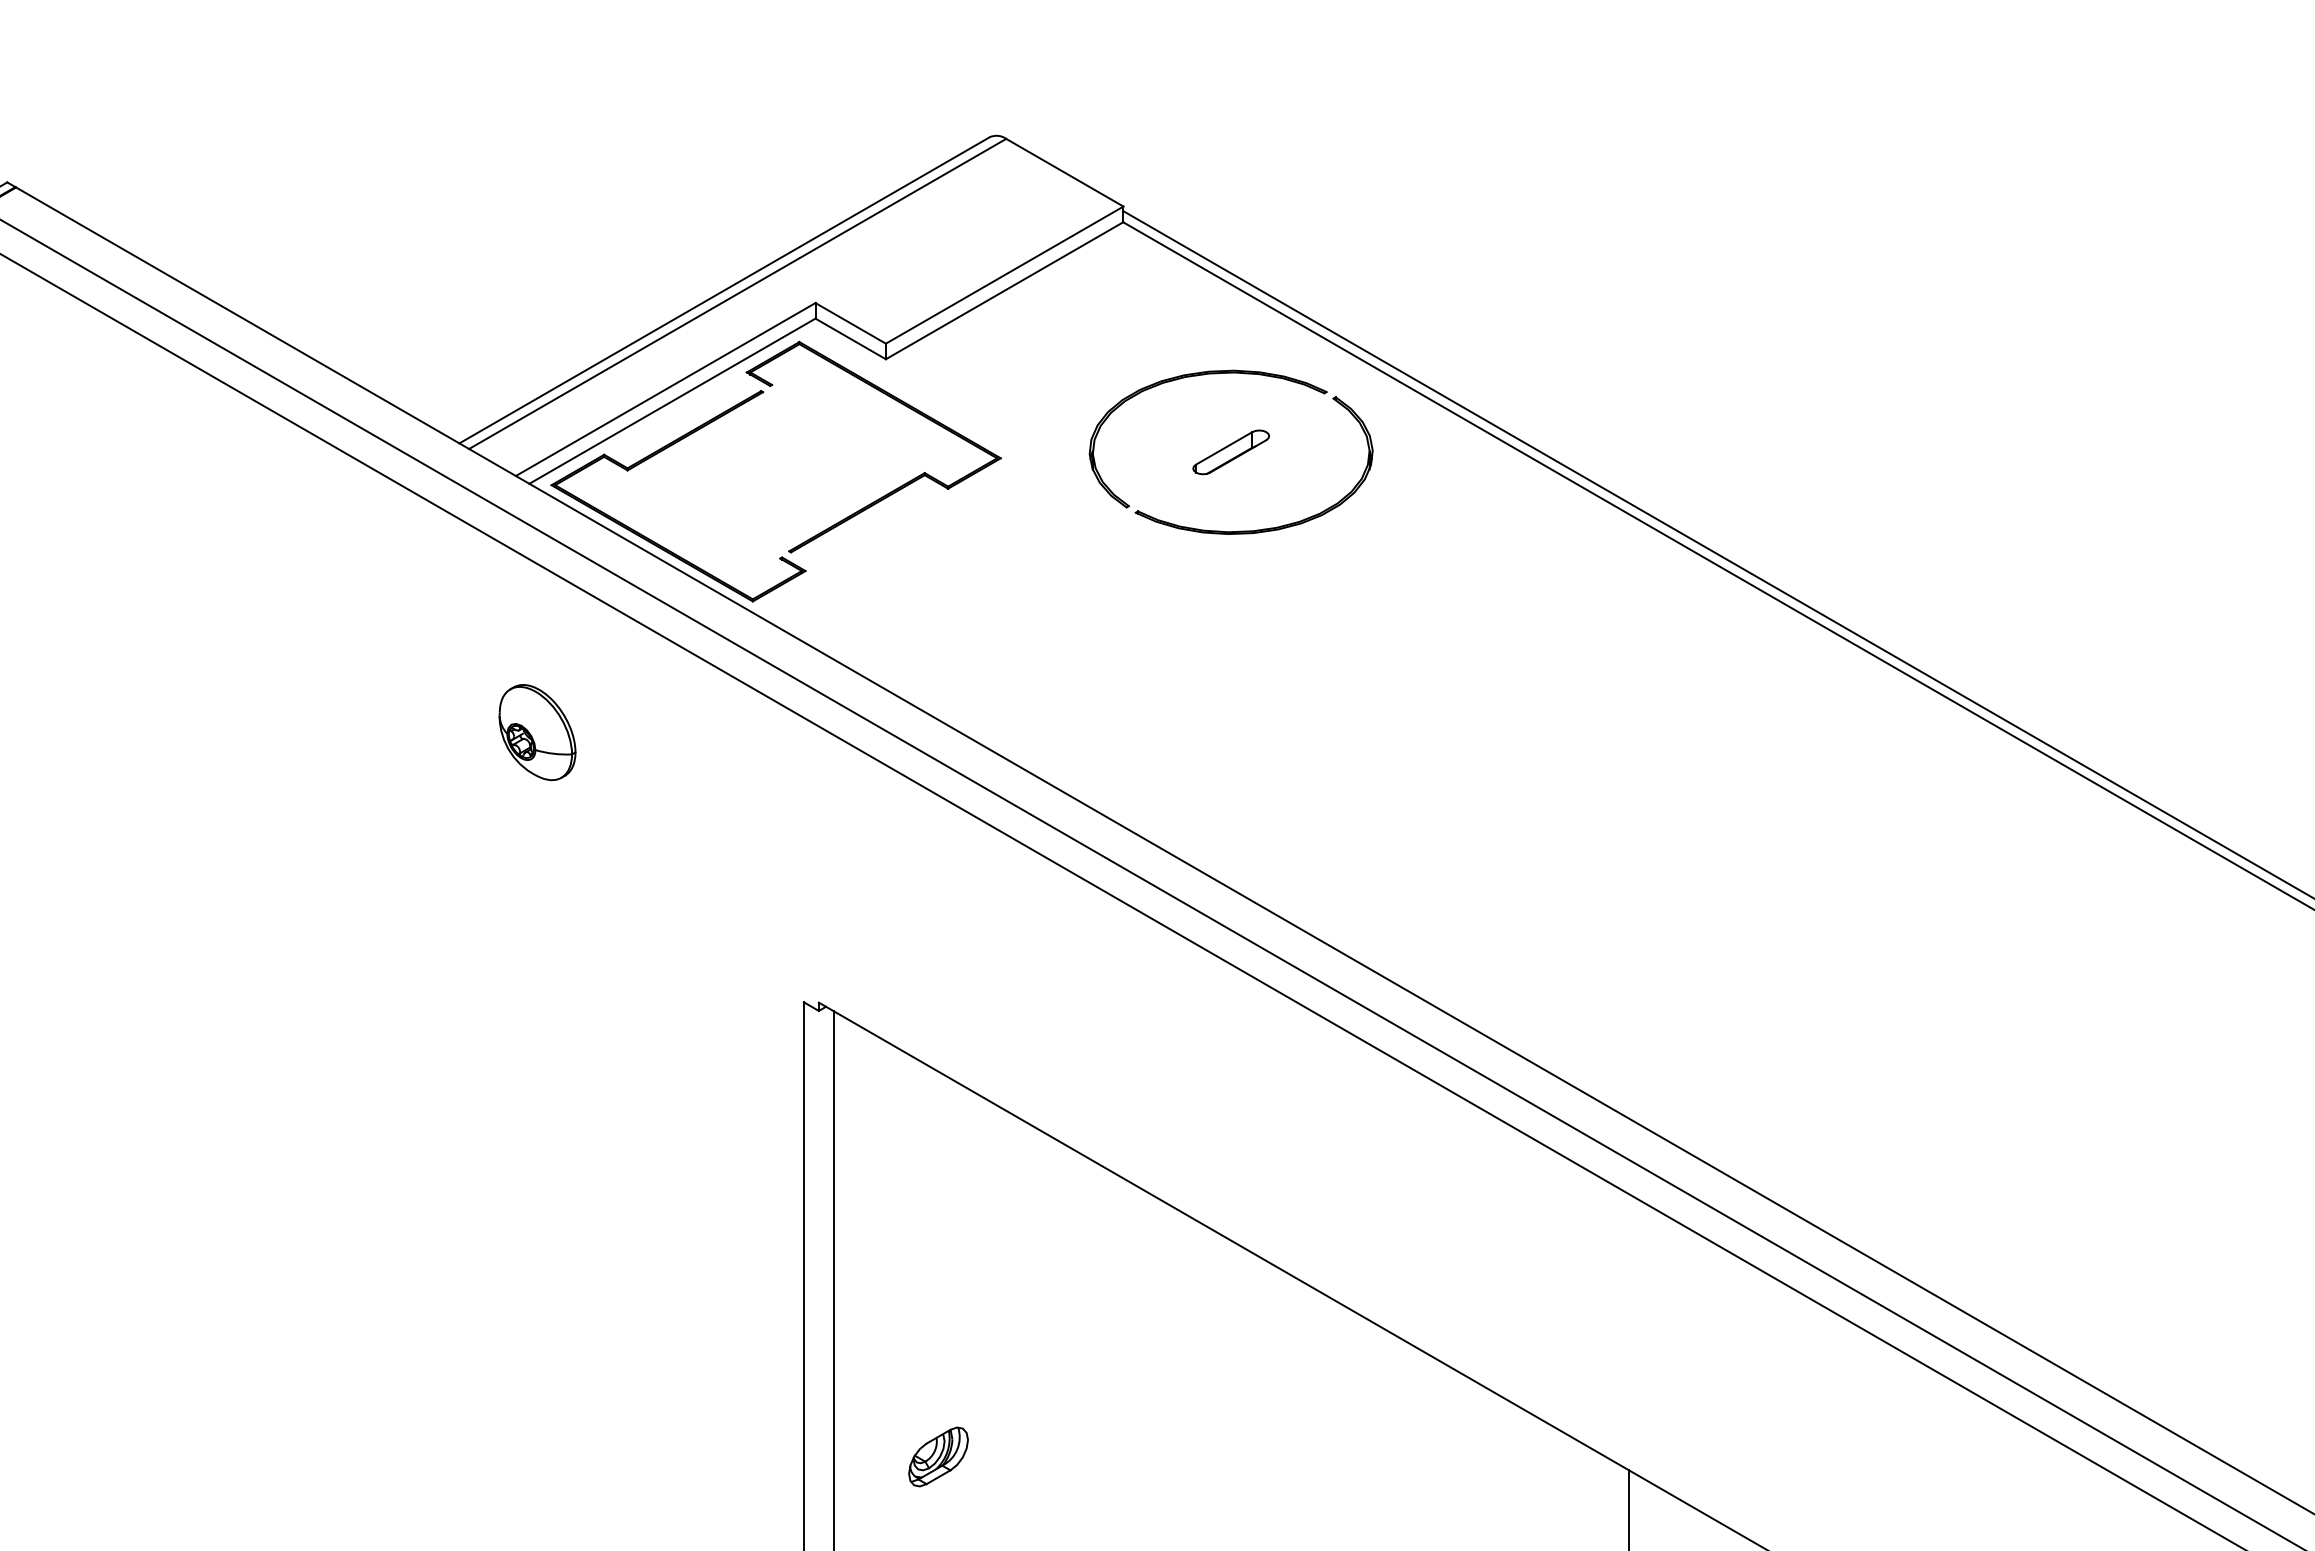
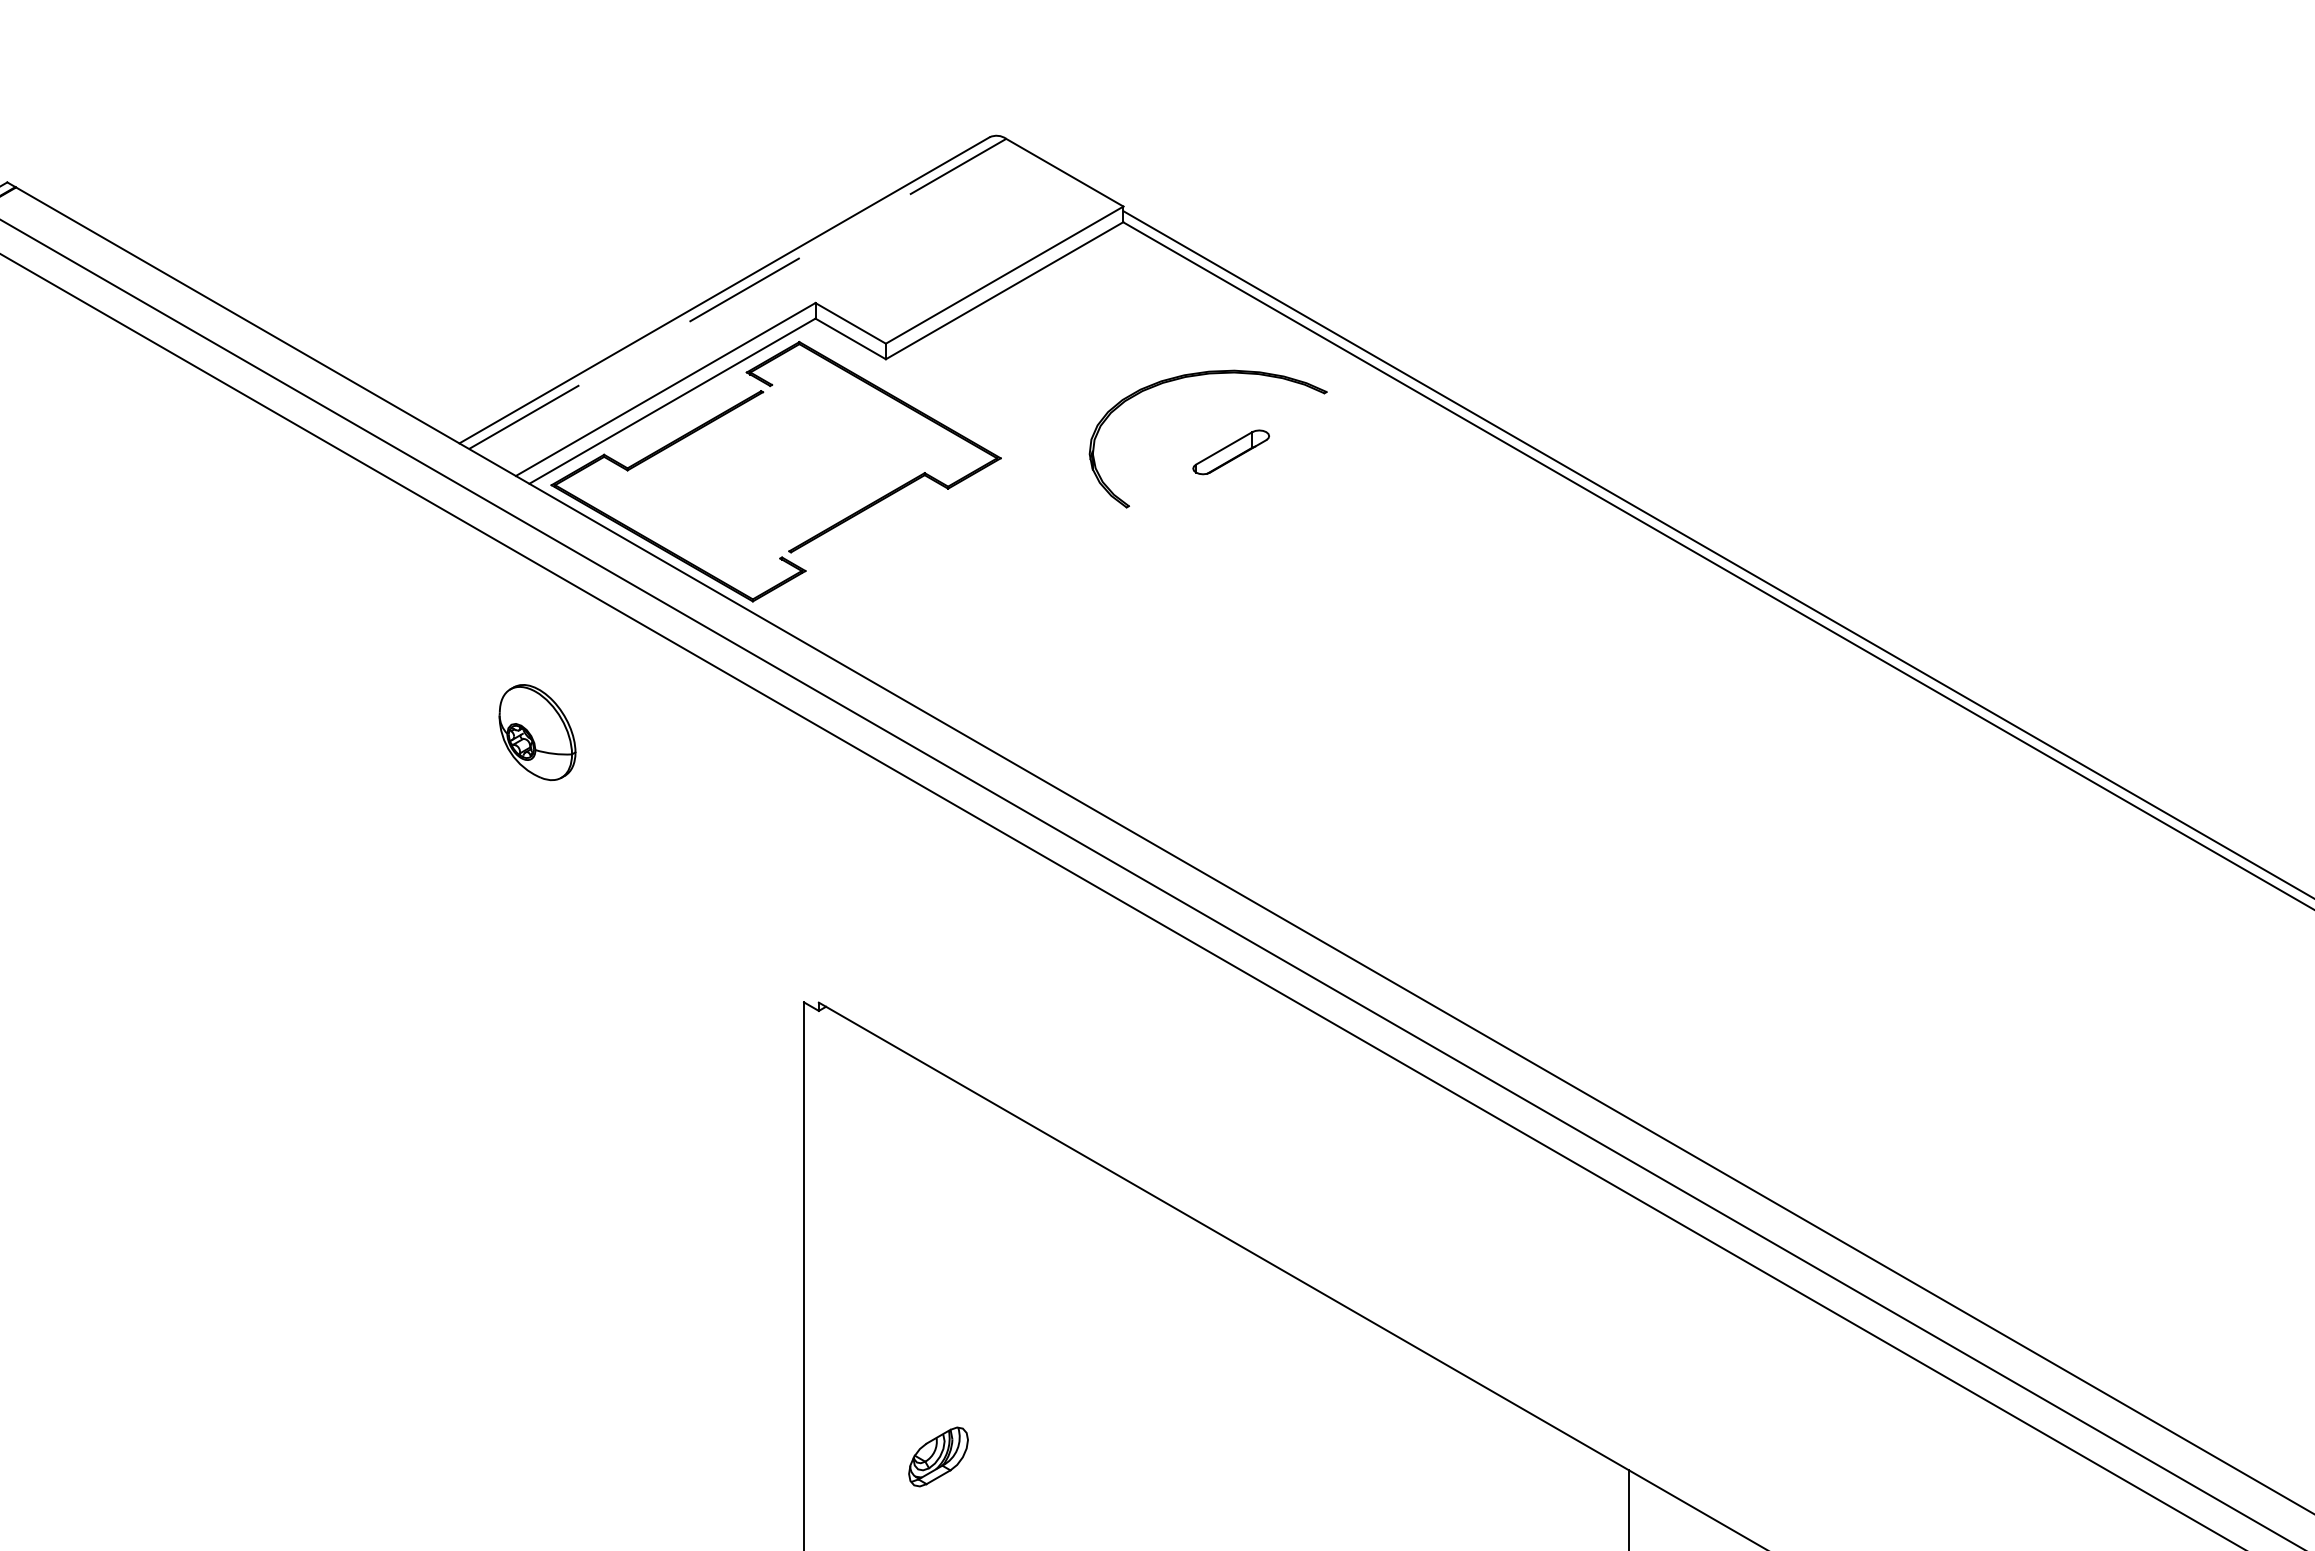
line: solid -> dashed (738, 293)
part: present -> none (1263, 528)
line: present -> none (833, 1279)
